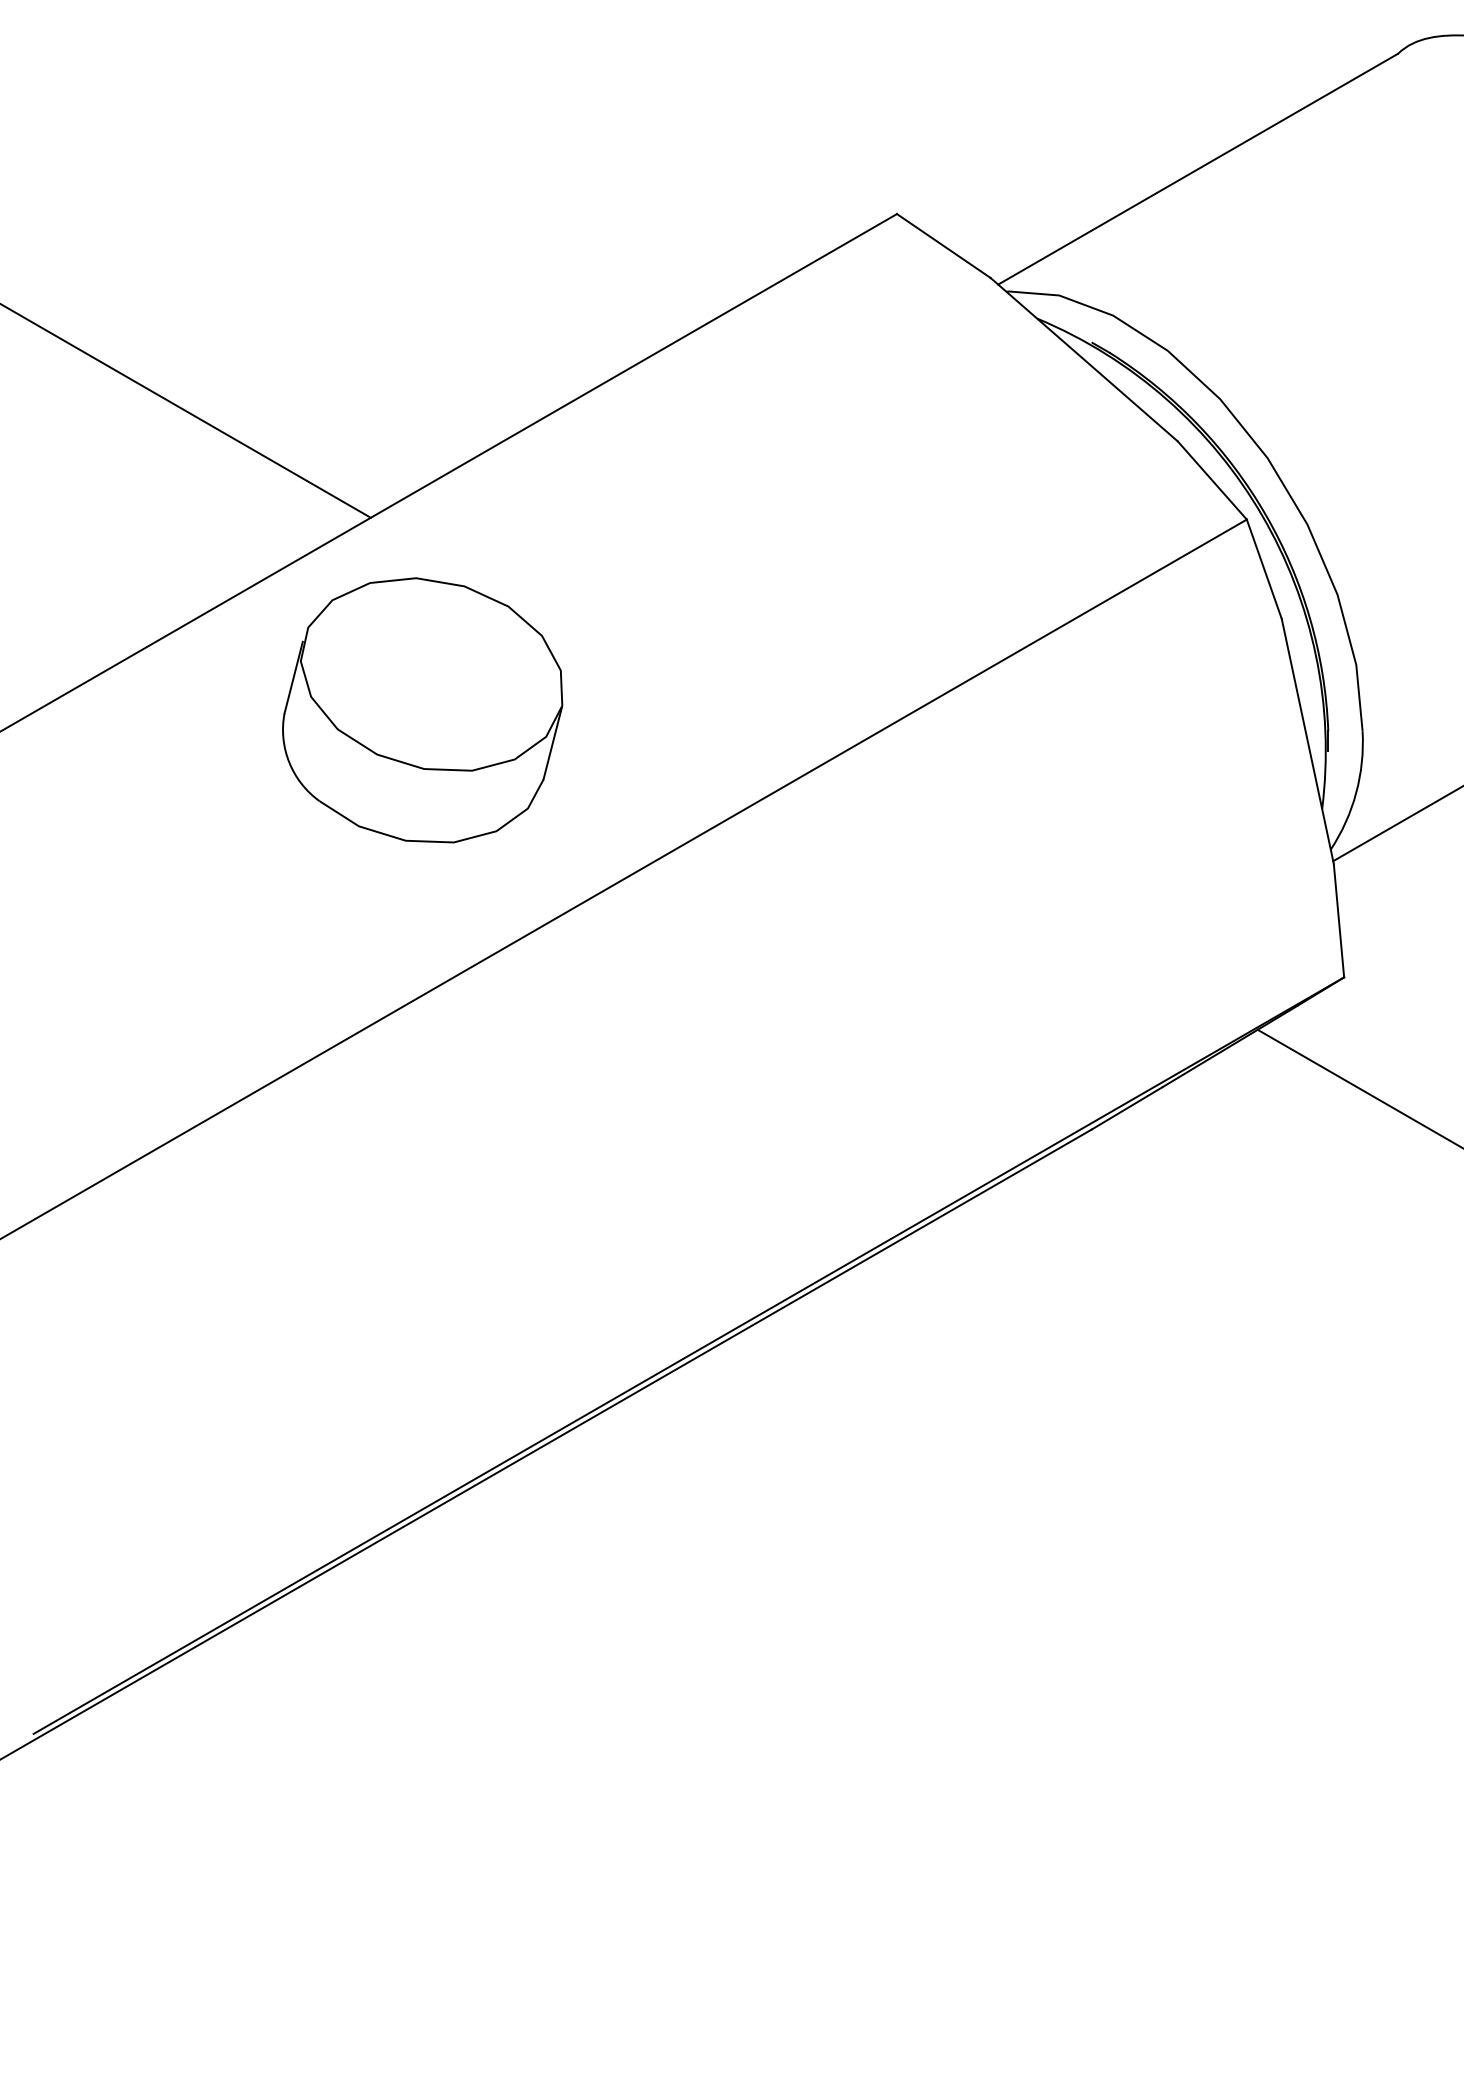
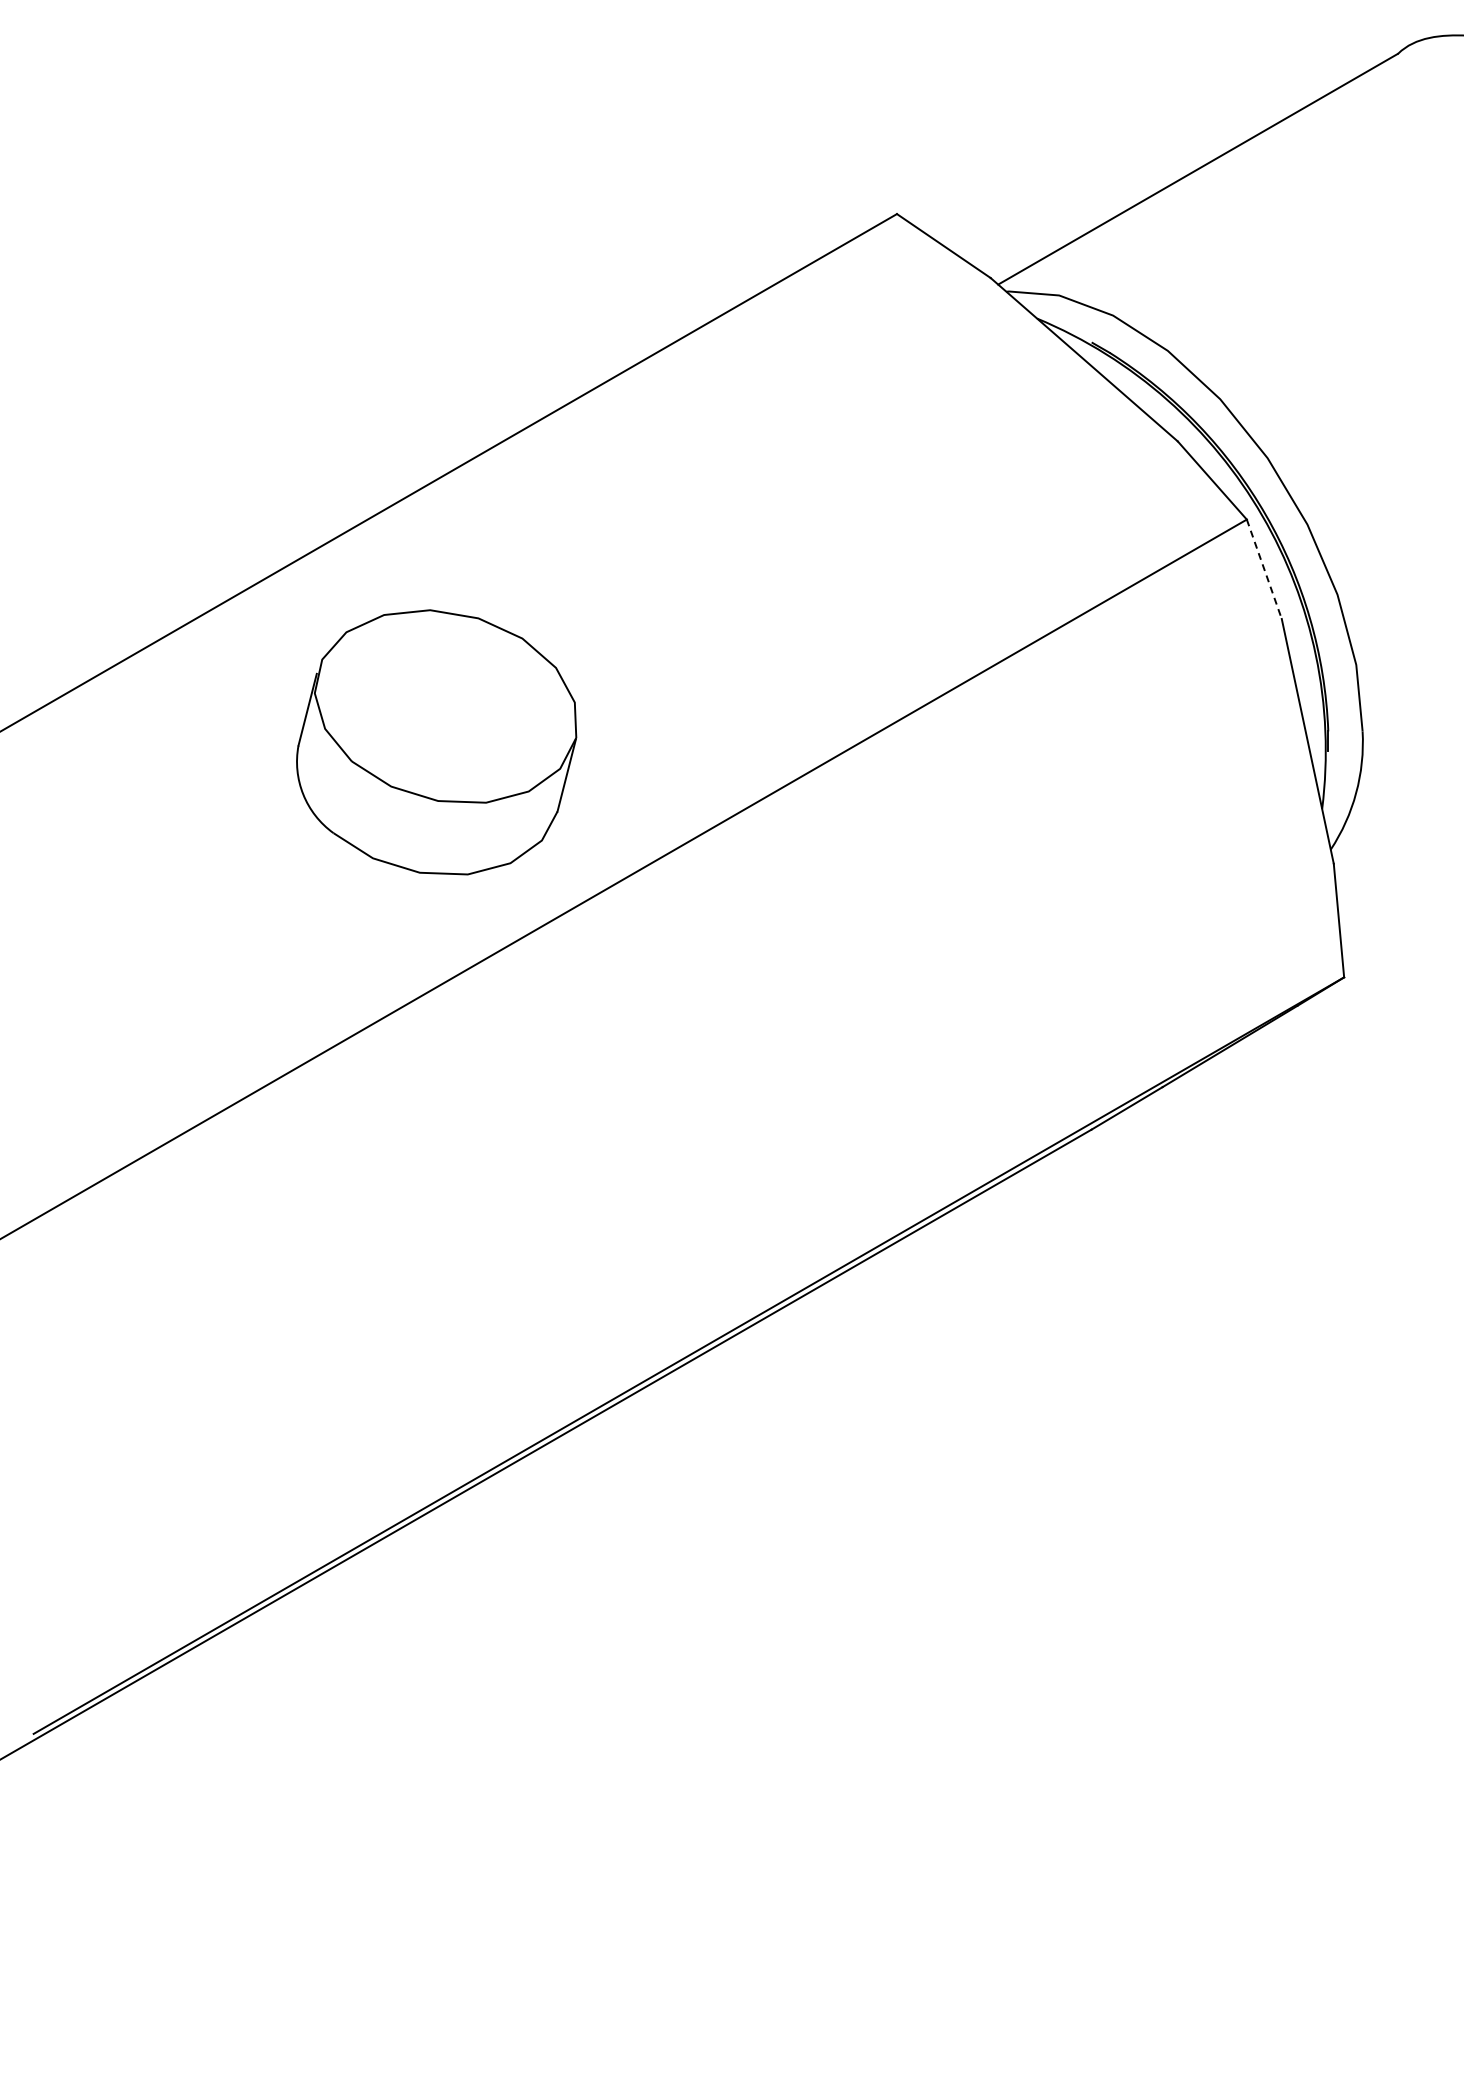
line: present -> none (186, 411)
line: solid -> dashed (1264, 569)
part position: (422, 710) -> (436, 742) (436, 742)
line: present -> none (1396, 824)
line: present -> none (1358, 1087)
